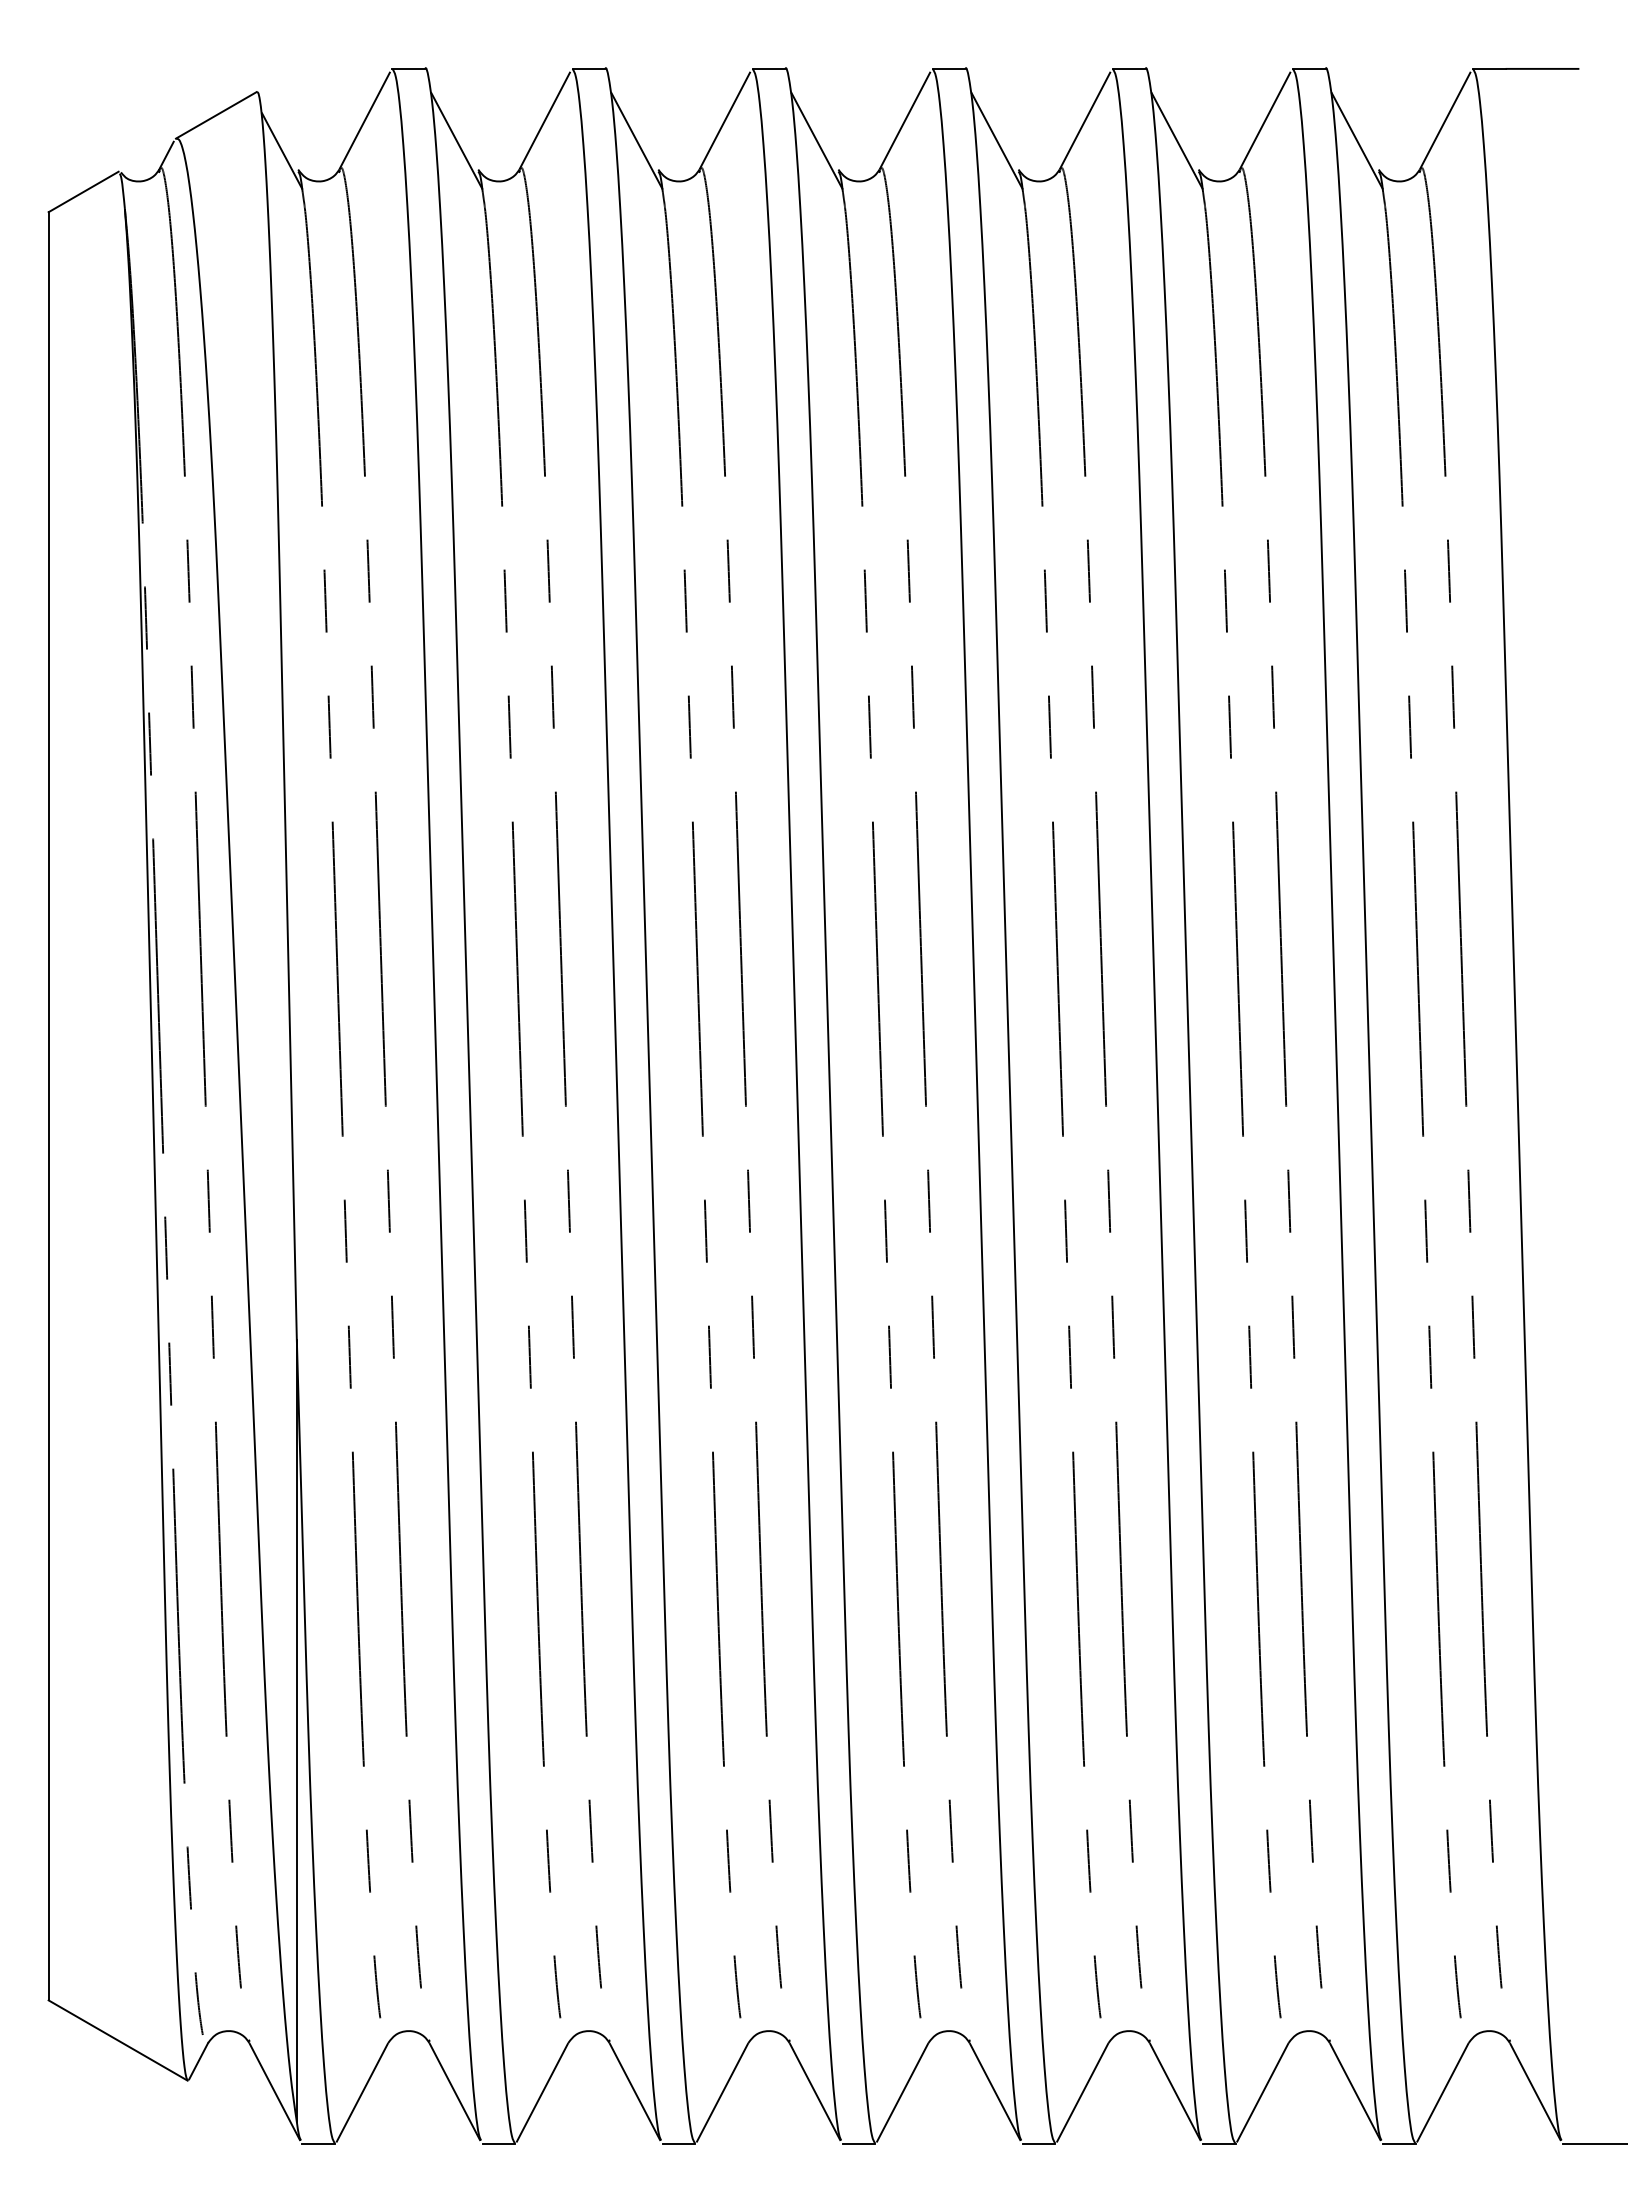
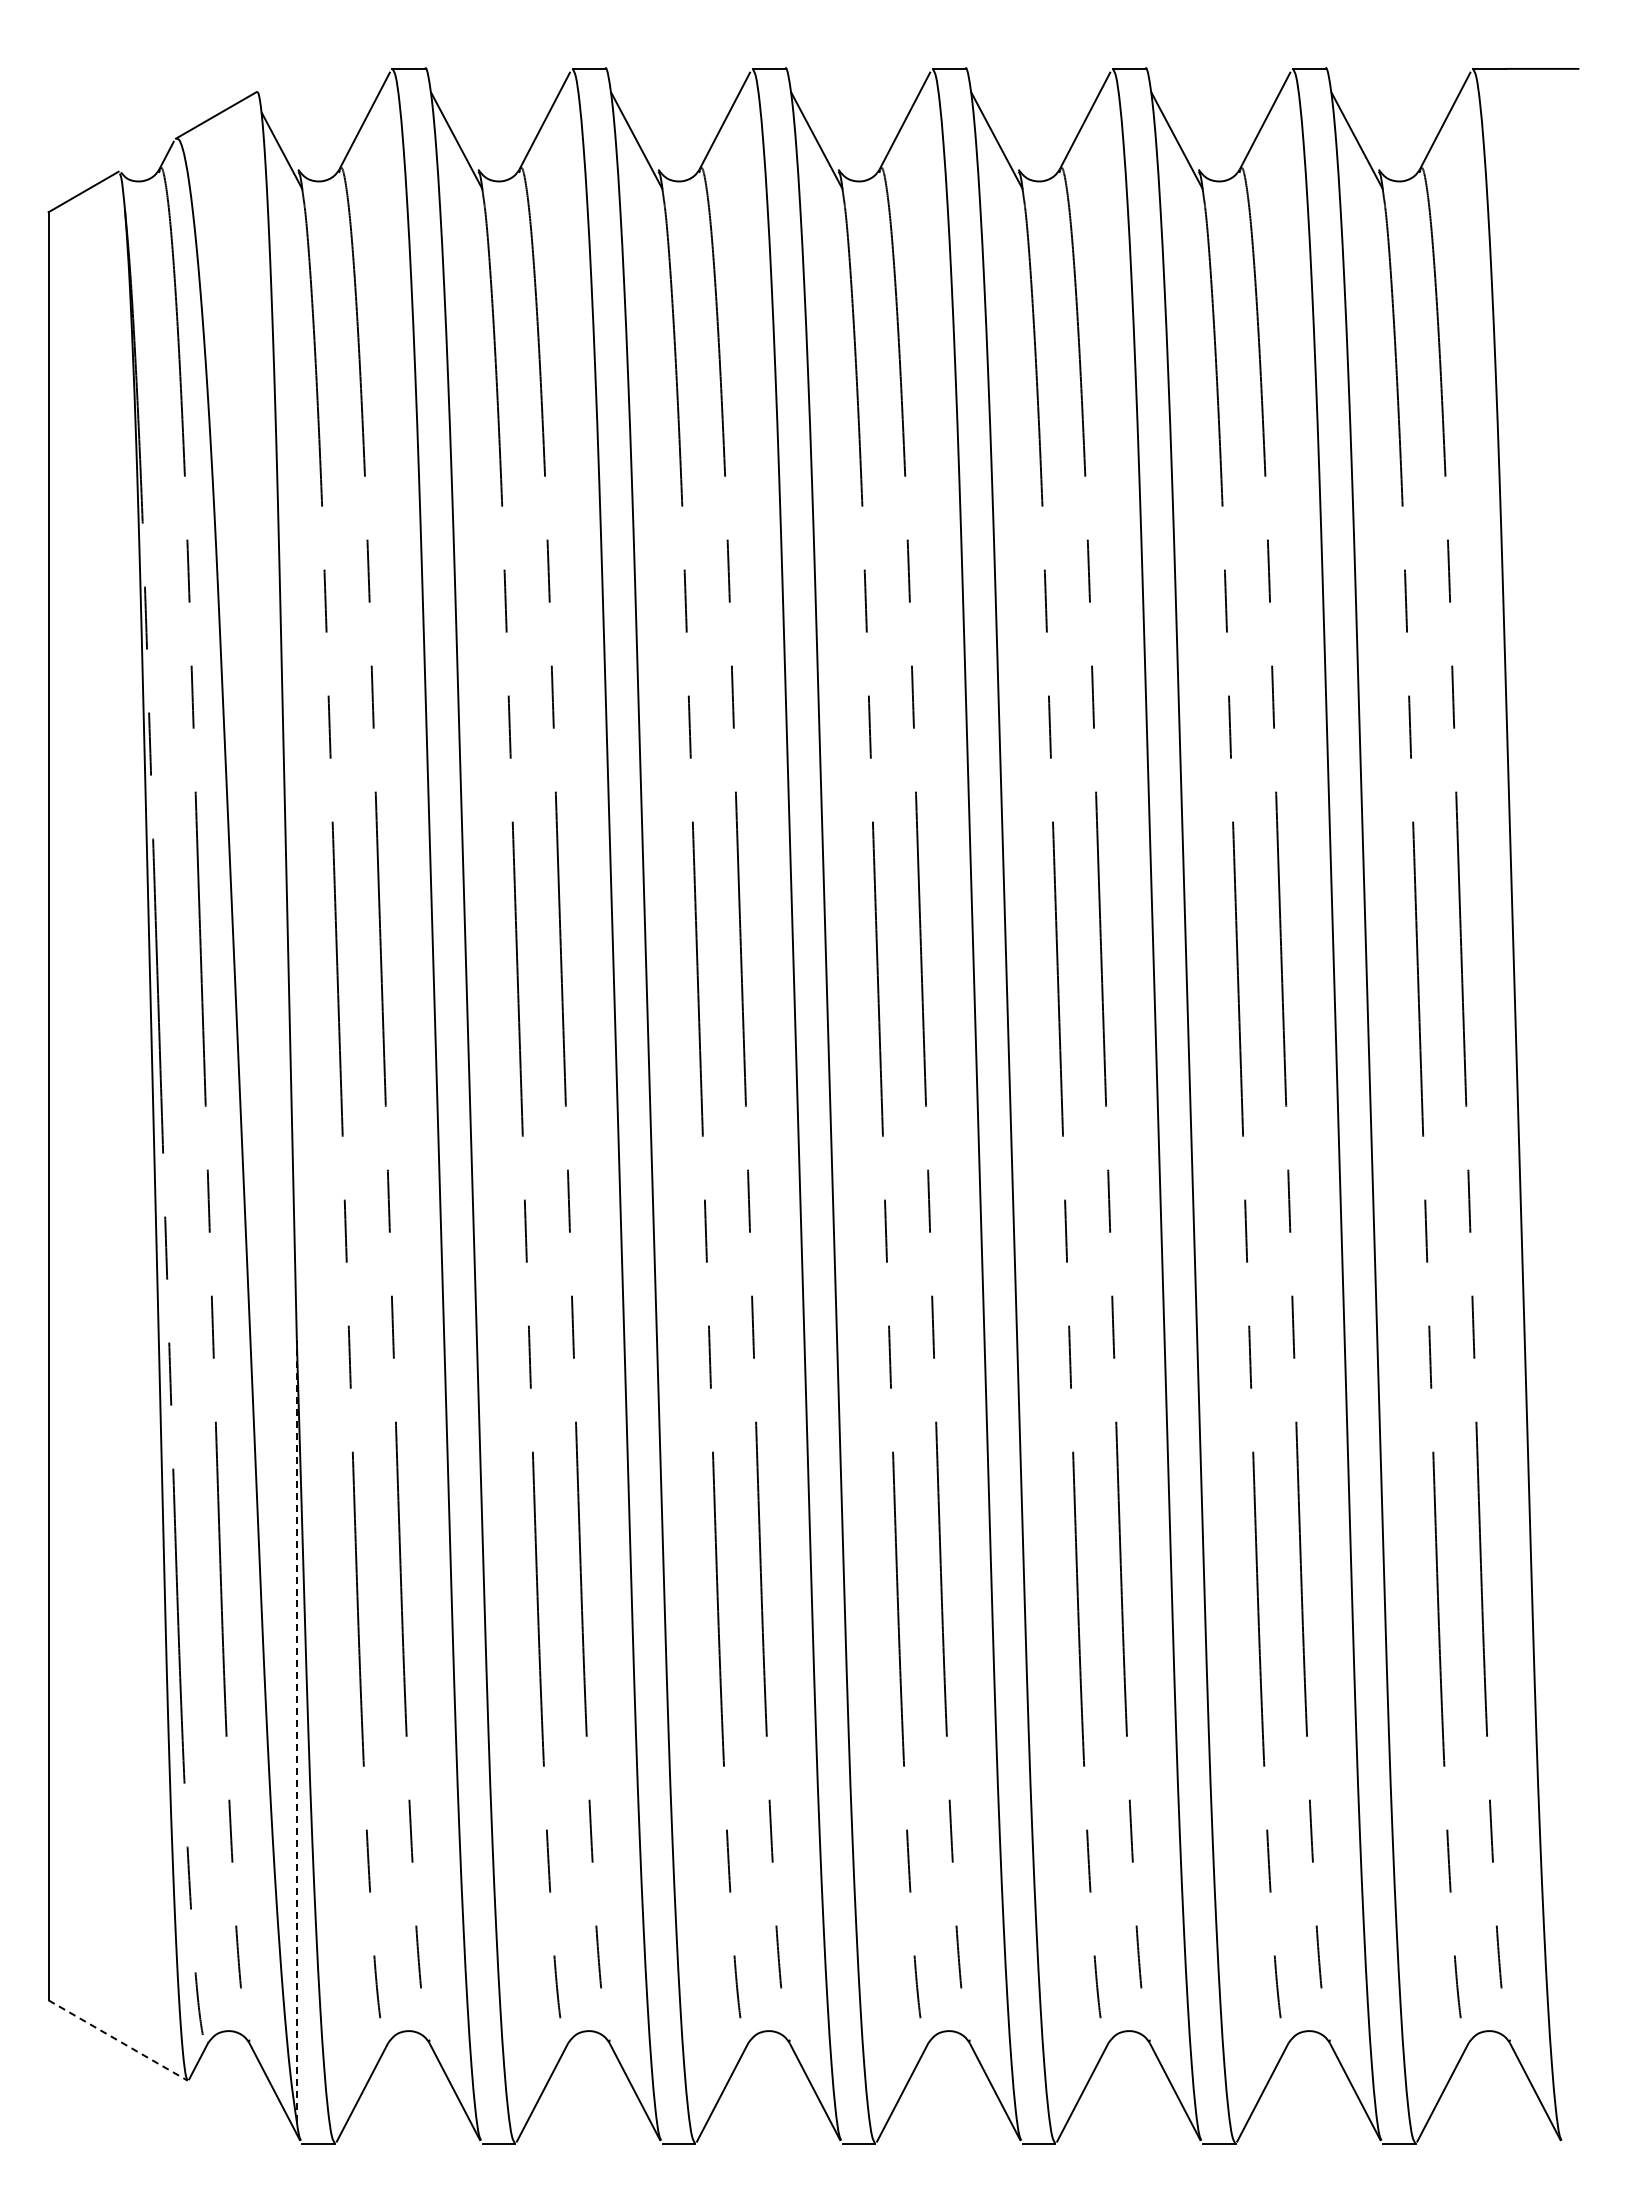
line: solid -> dashed (296, 1730)
line: solid -> dashed (118, 2040)
line: present -> none (1593, 2143)
